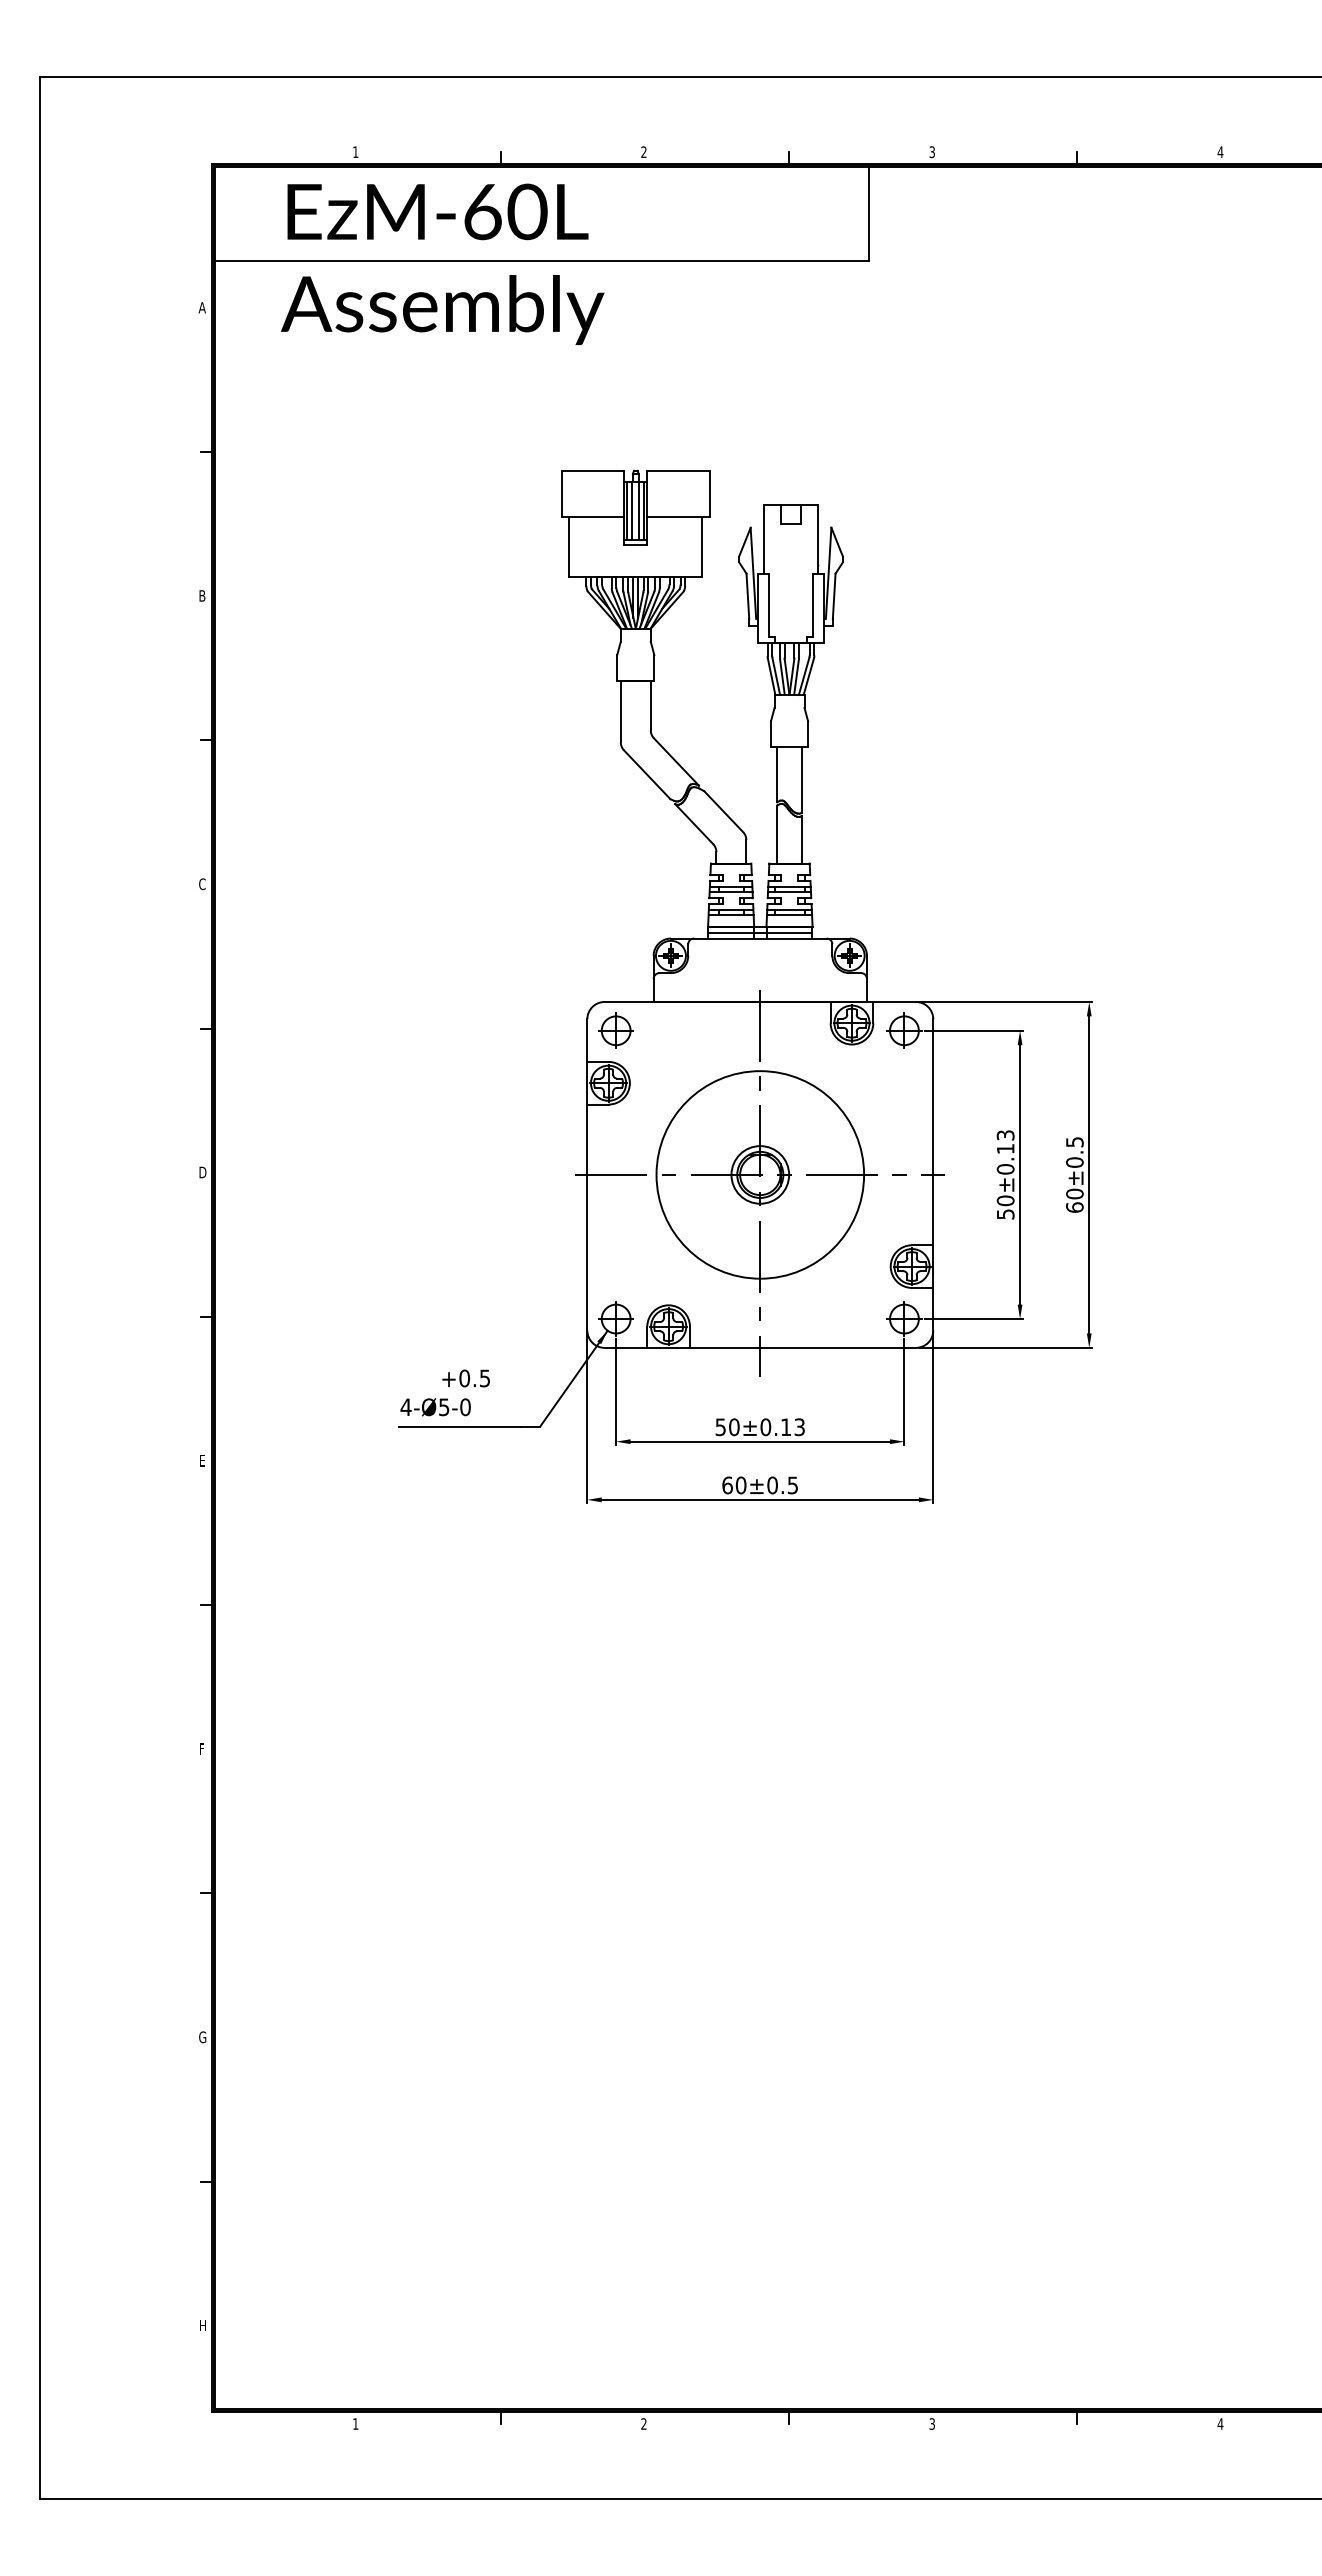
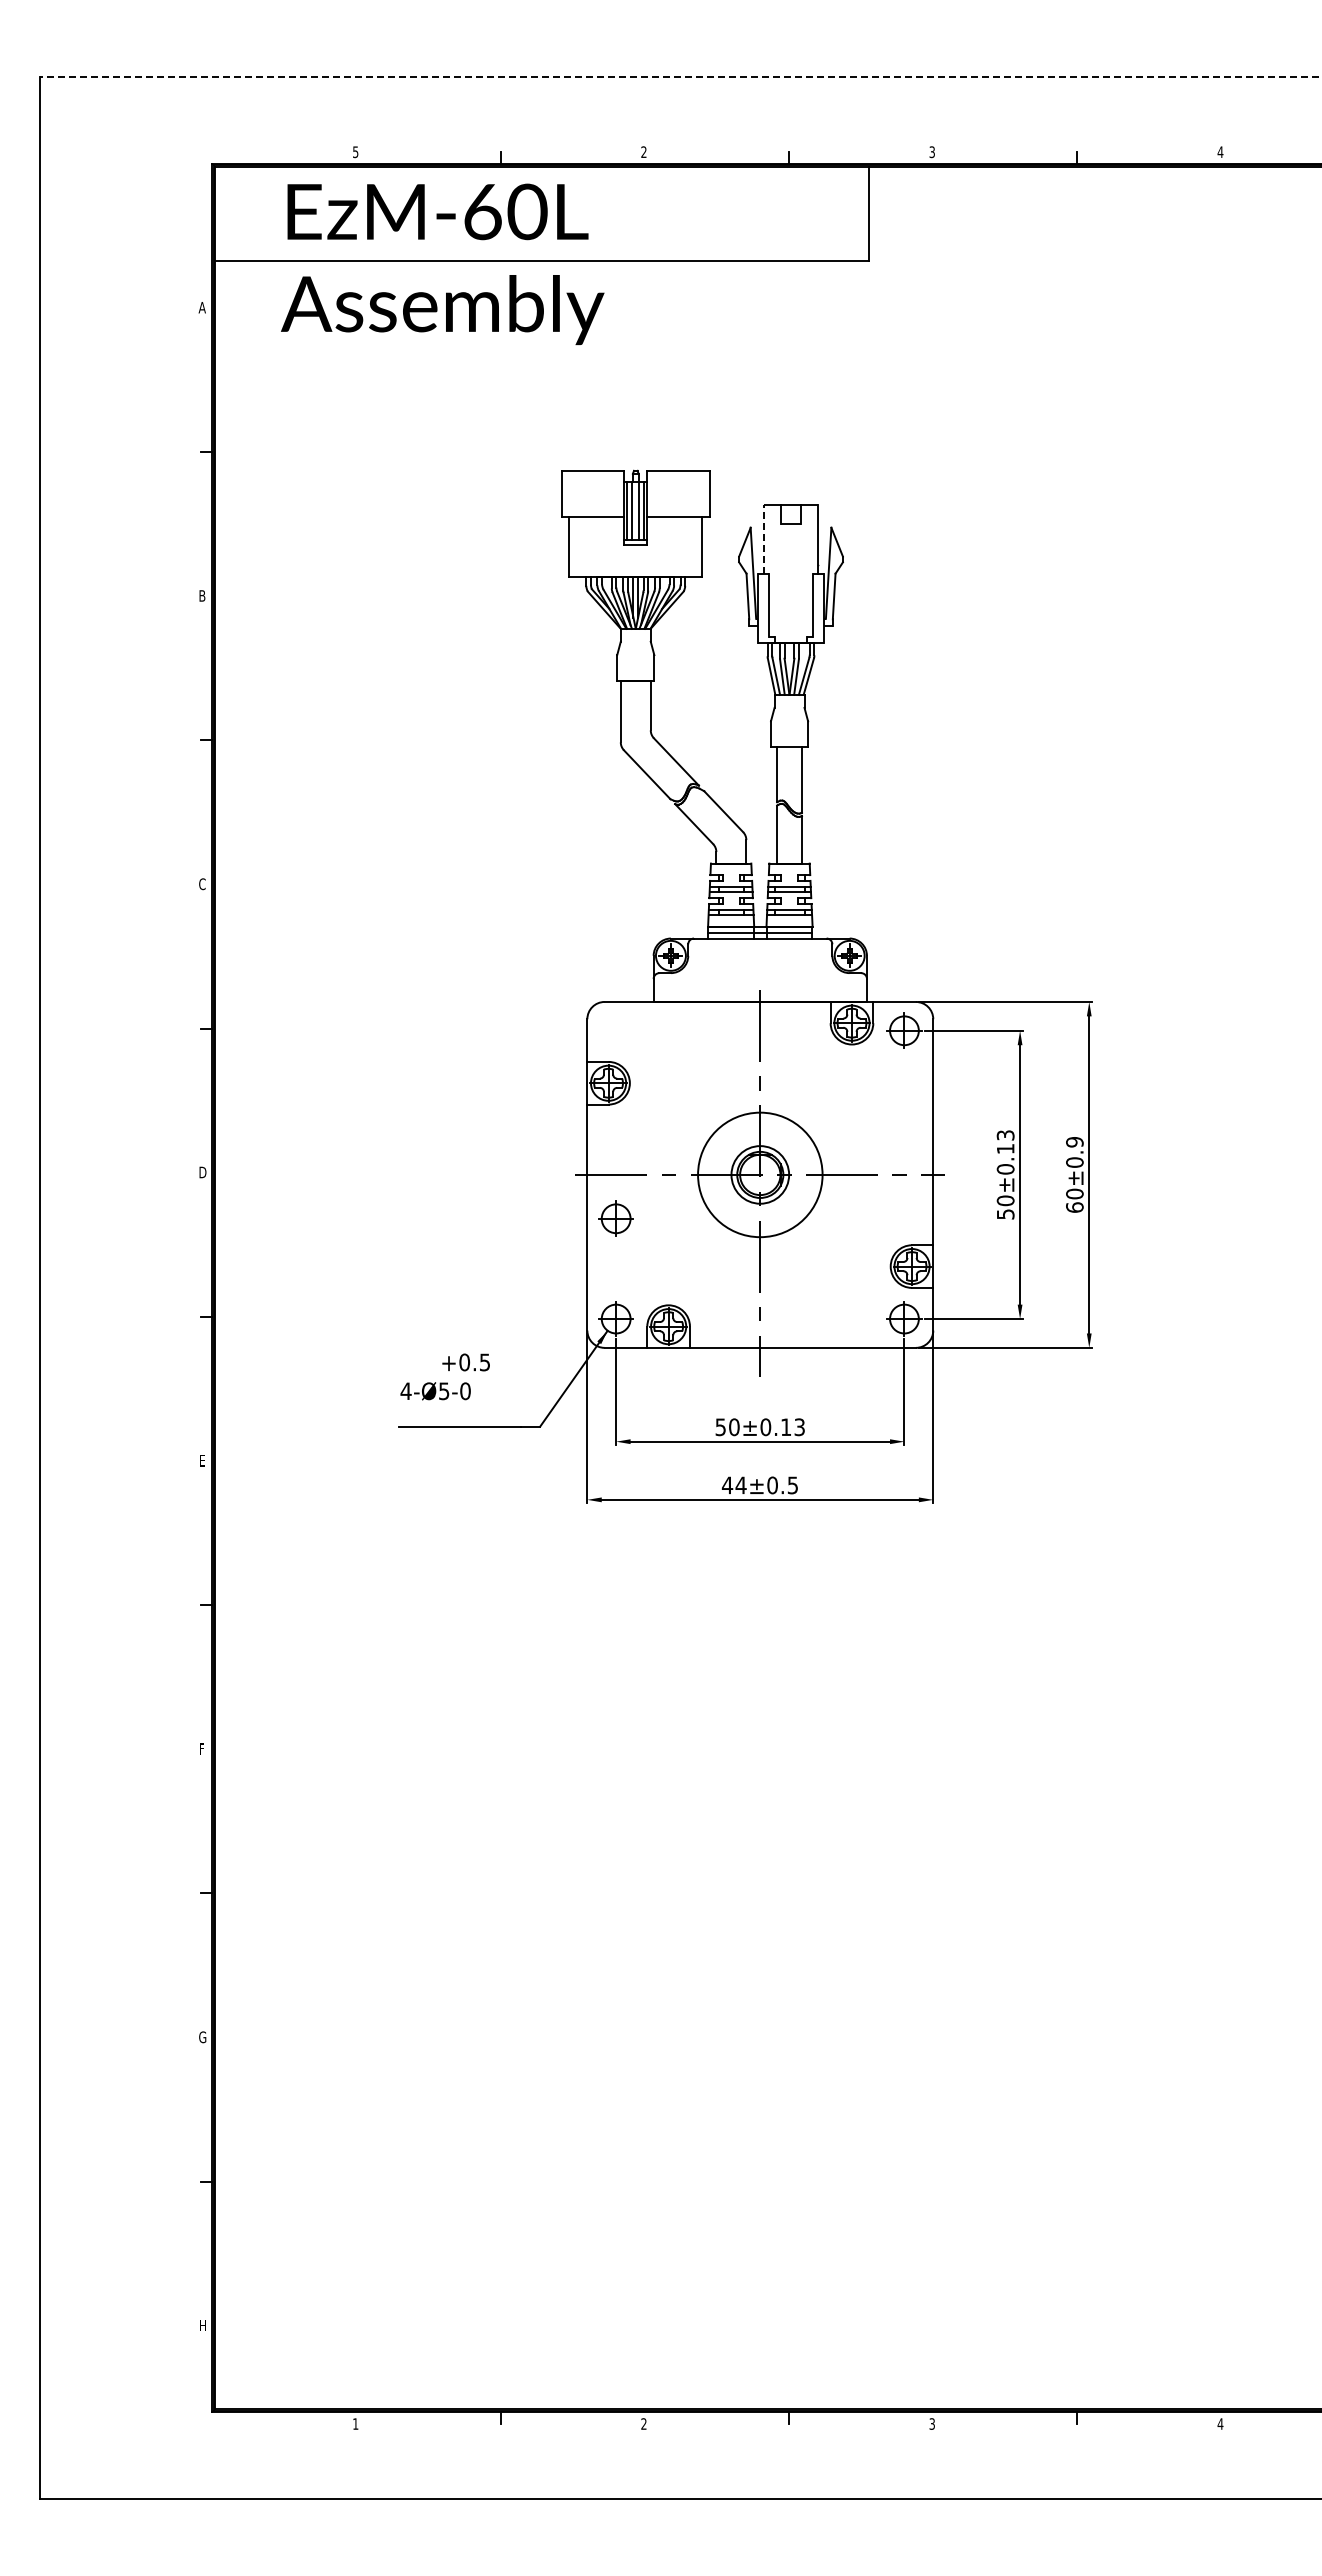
line: solid -> dashed (680, 77)
text: 1 -> 5 (355, 152)
line: solid -> dashed (763, 539)
part position: (615, 1030) -> (615, 1218) (615, 1218)
text: 60±0.5 -> 60±0.9 (1074, 1142)
circle diameter: 208 px -> 125 px (760, 1174)
text position: (444, 1392) -> (444, 1376) (444, 1376)
text: 60±0.5 -> 44±0.5 (733, 1485)
